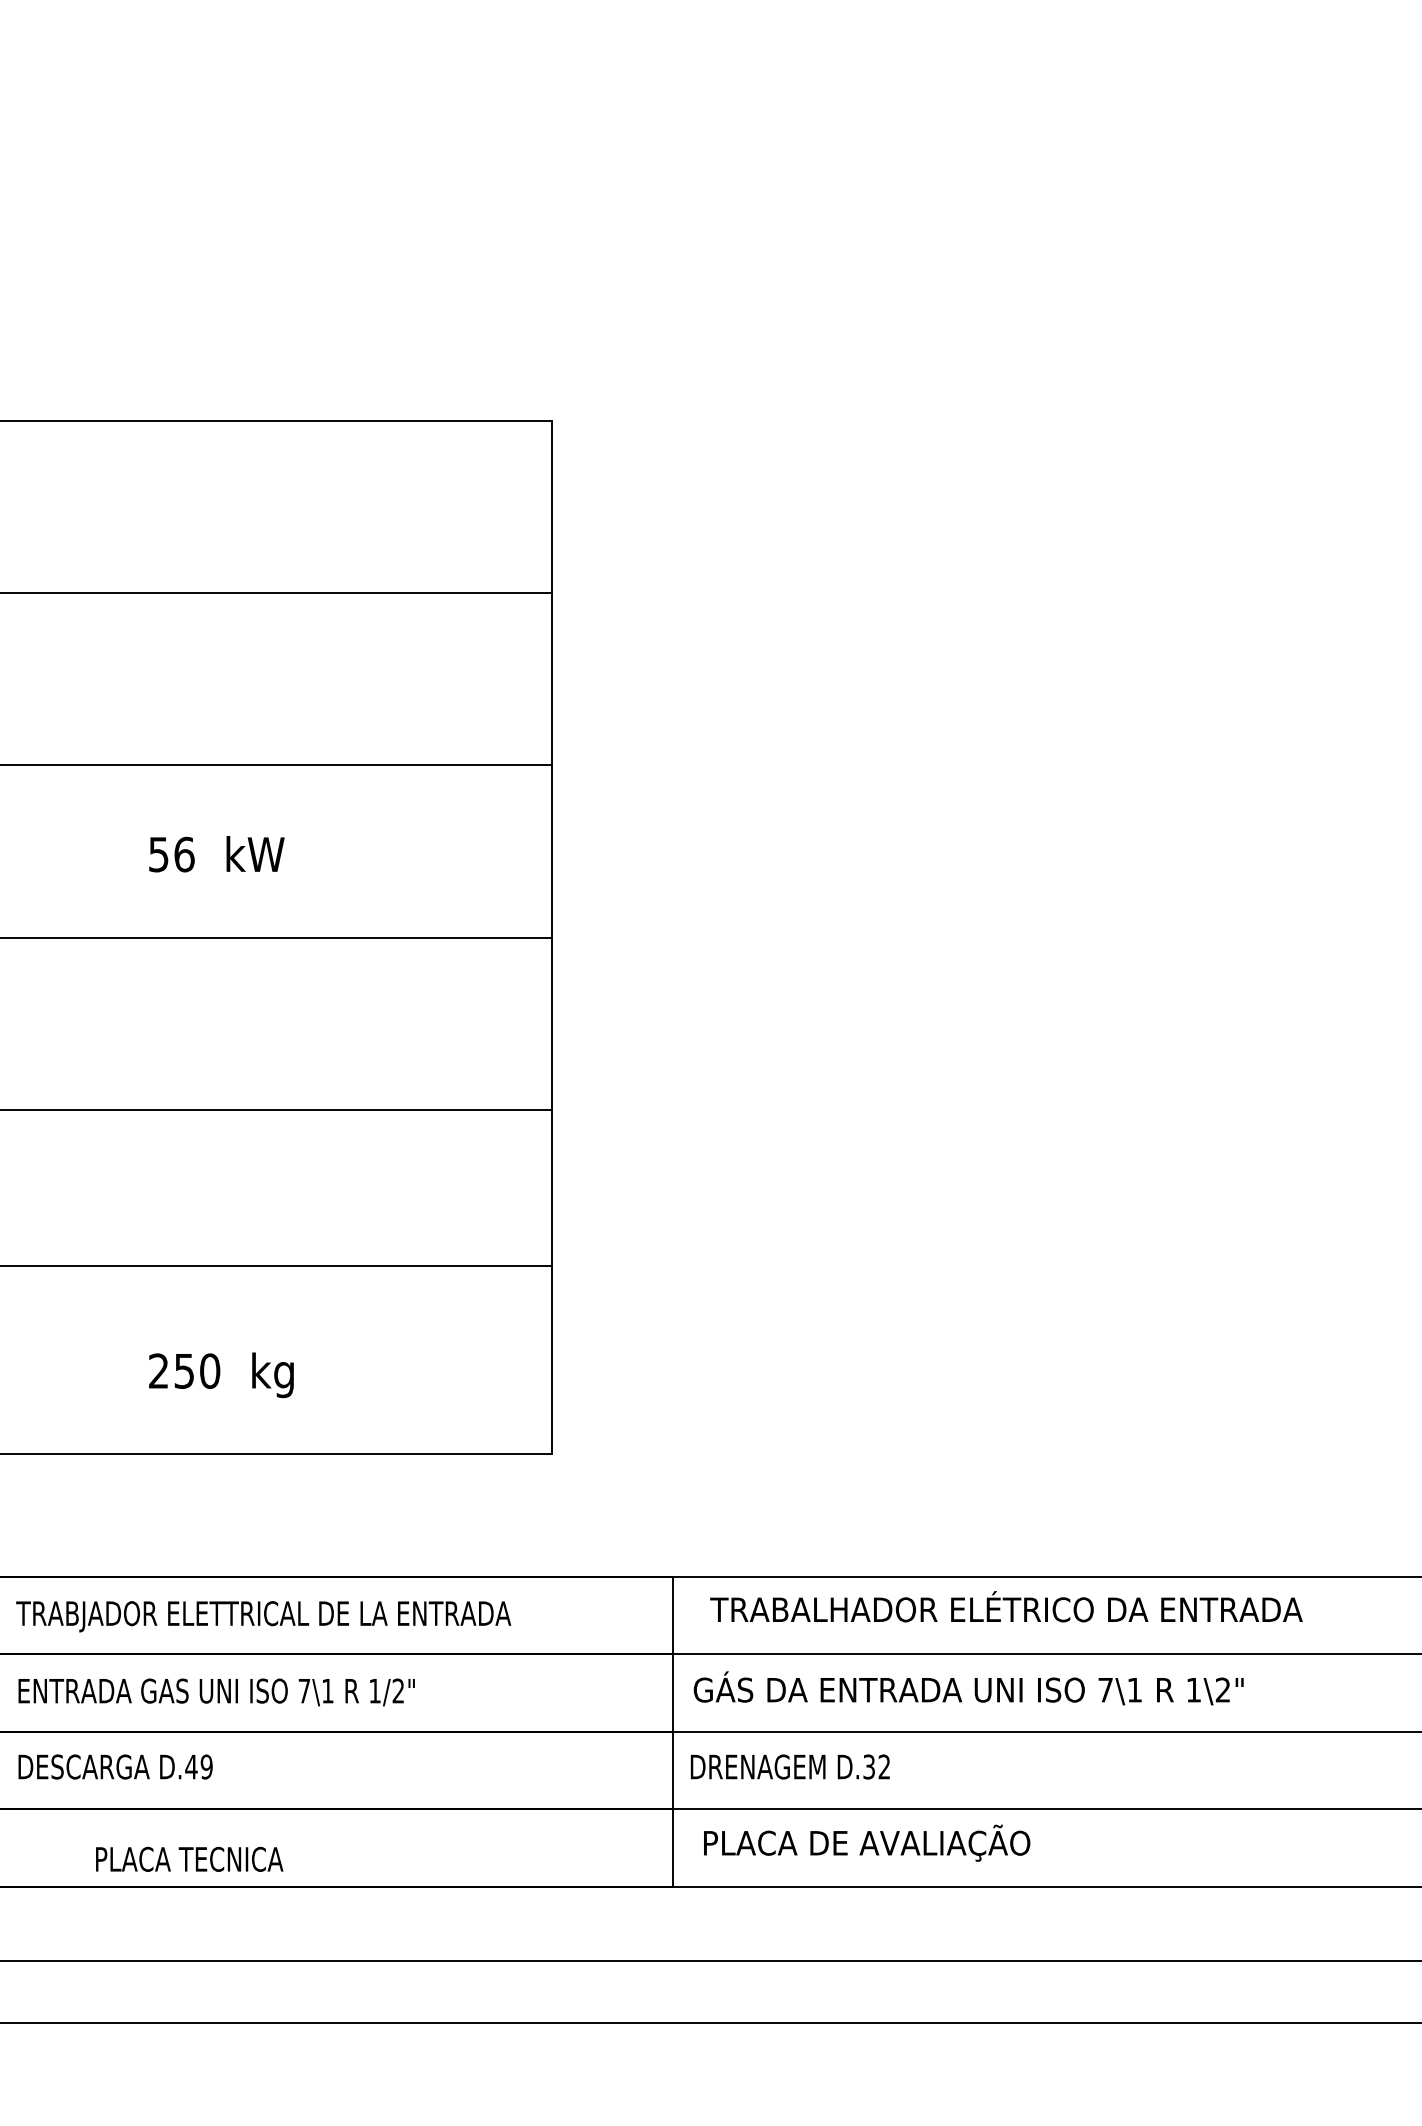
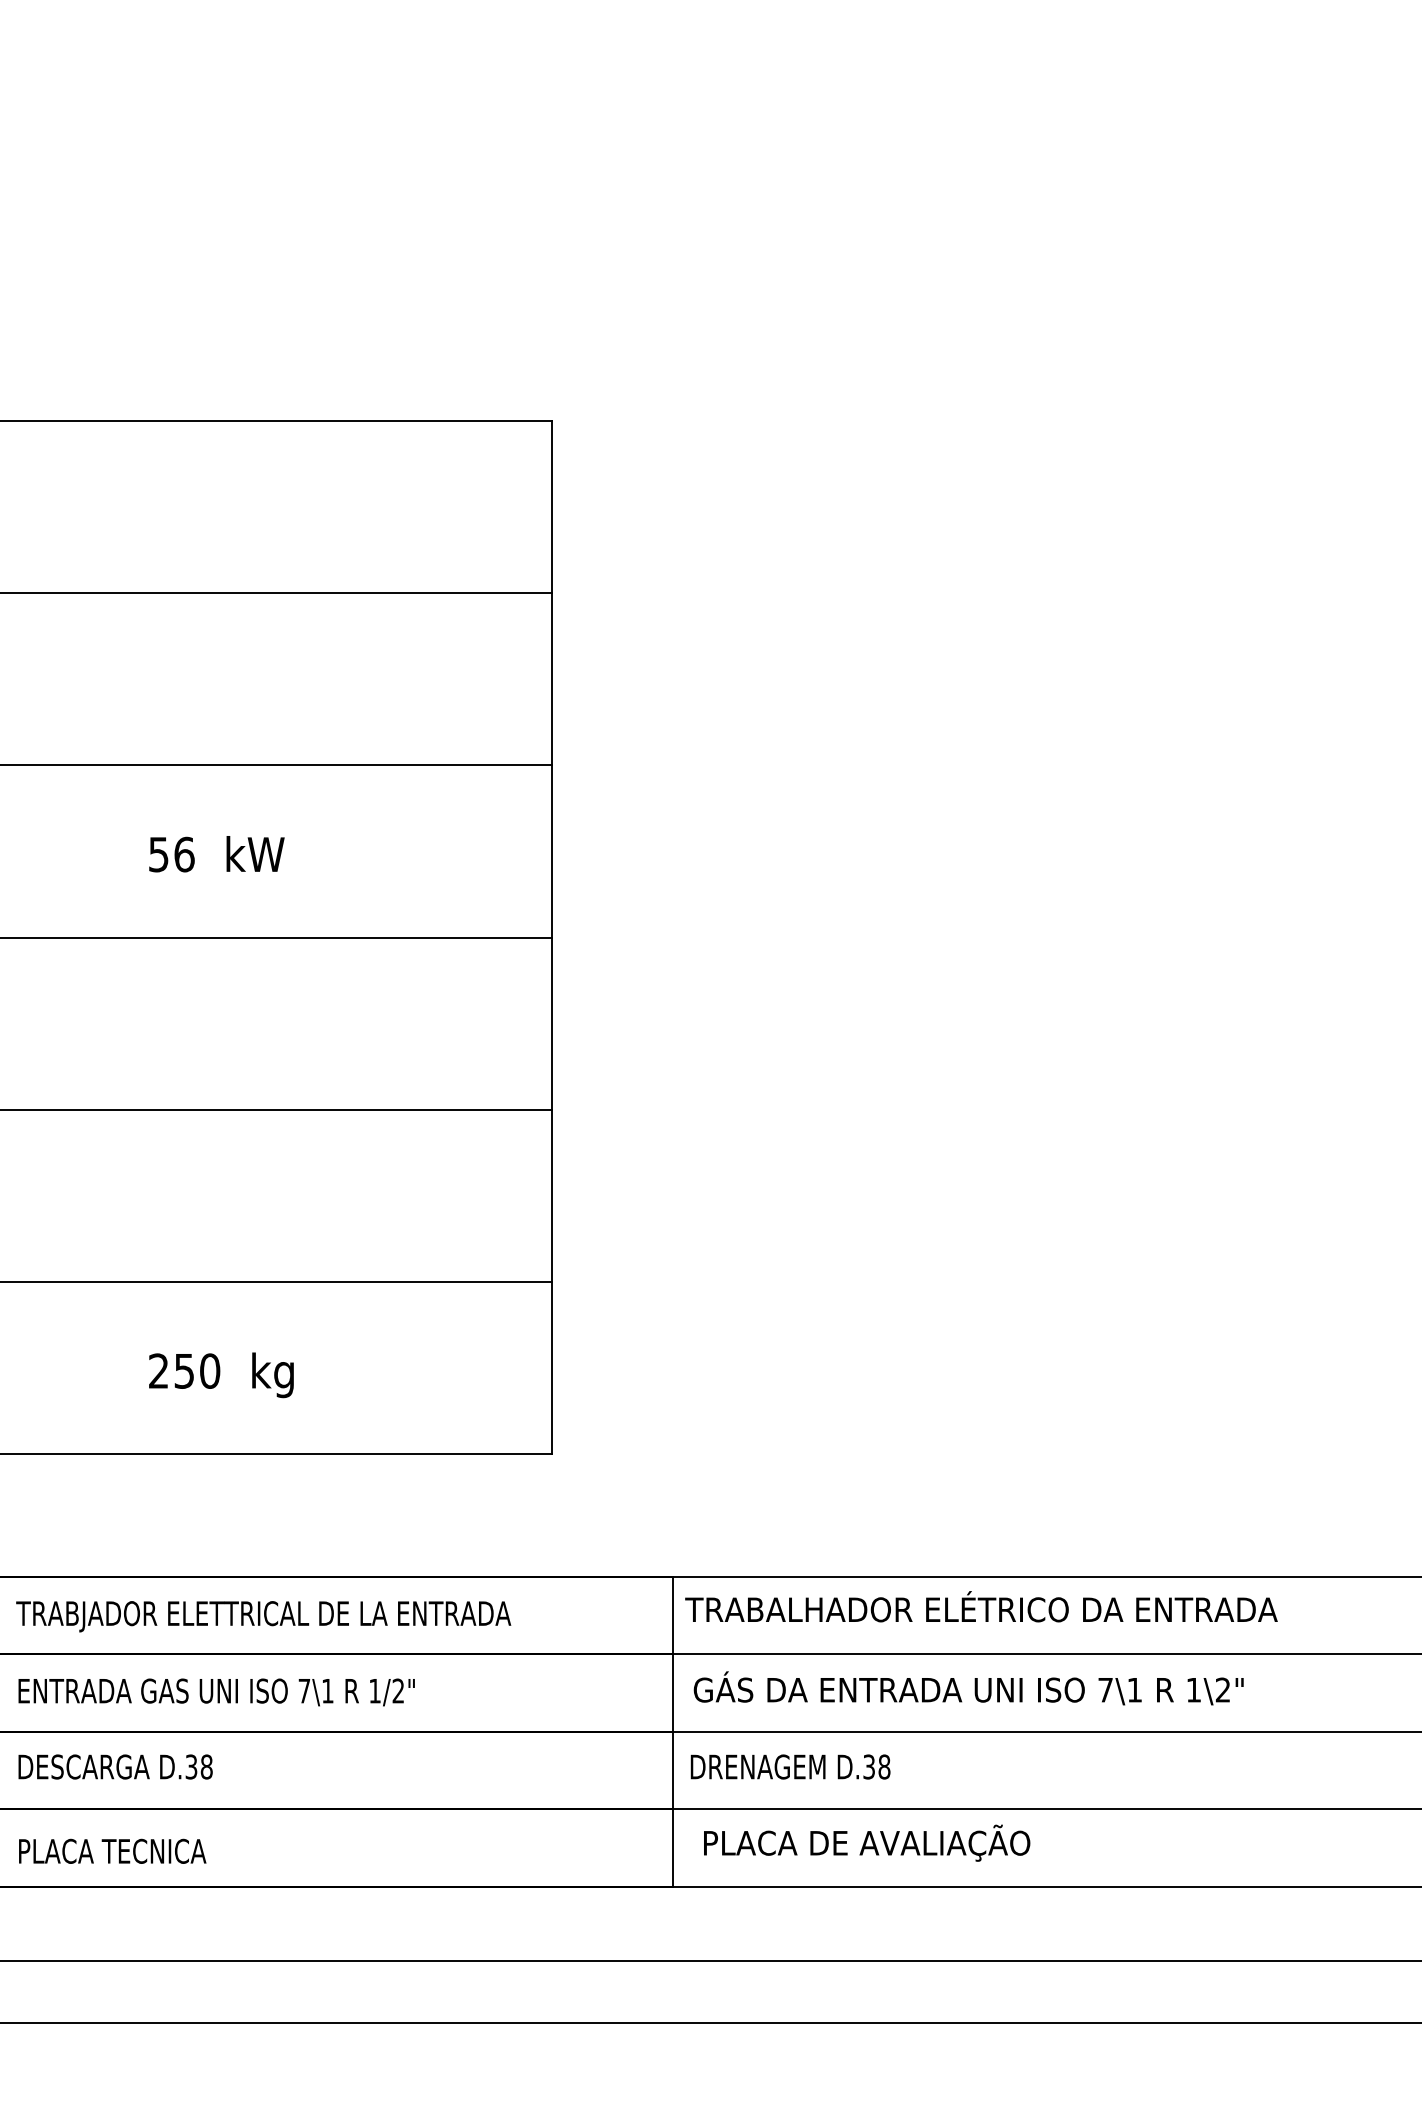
line position: (277, 1265) -> (277, 1281) (277, 1281)
text position: (1006, 1606) -> (981, 1606) (981, 1606)
text: D.49 -> D.38 (198, 1766)
text: D.32 -> D.38 (884, 1766)
text position: (189, 1858) -> (112, 1850) (112, 1850)
